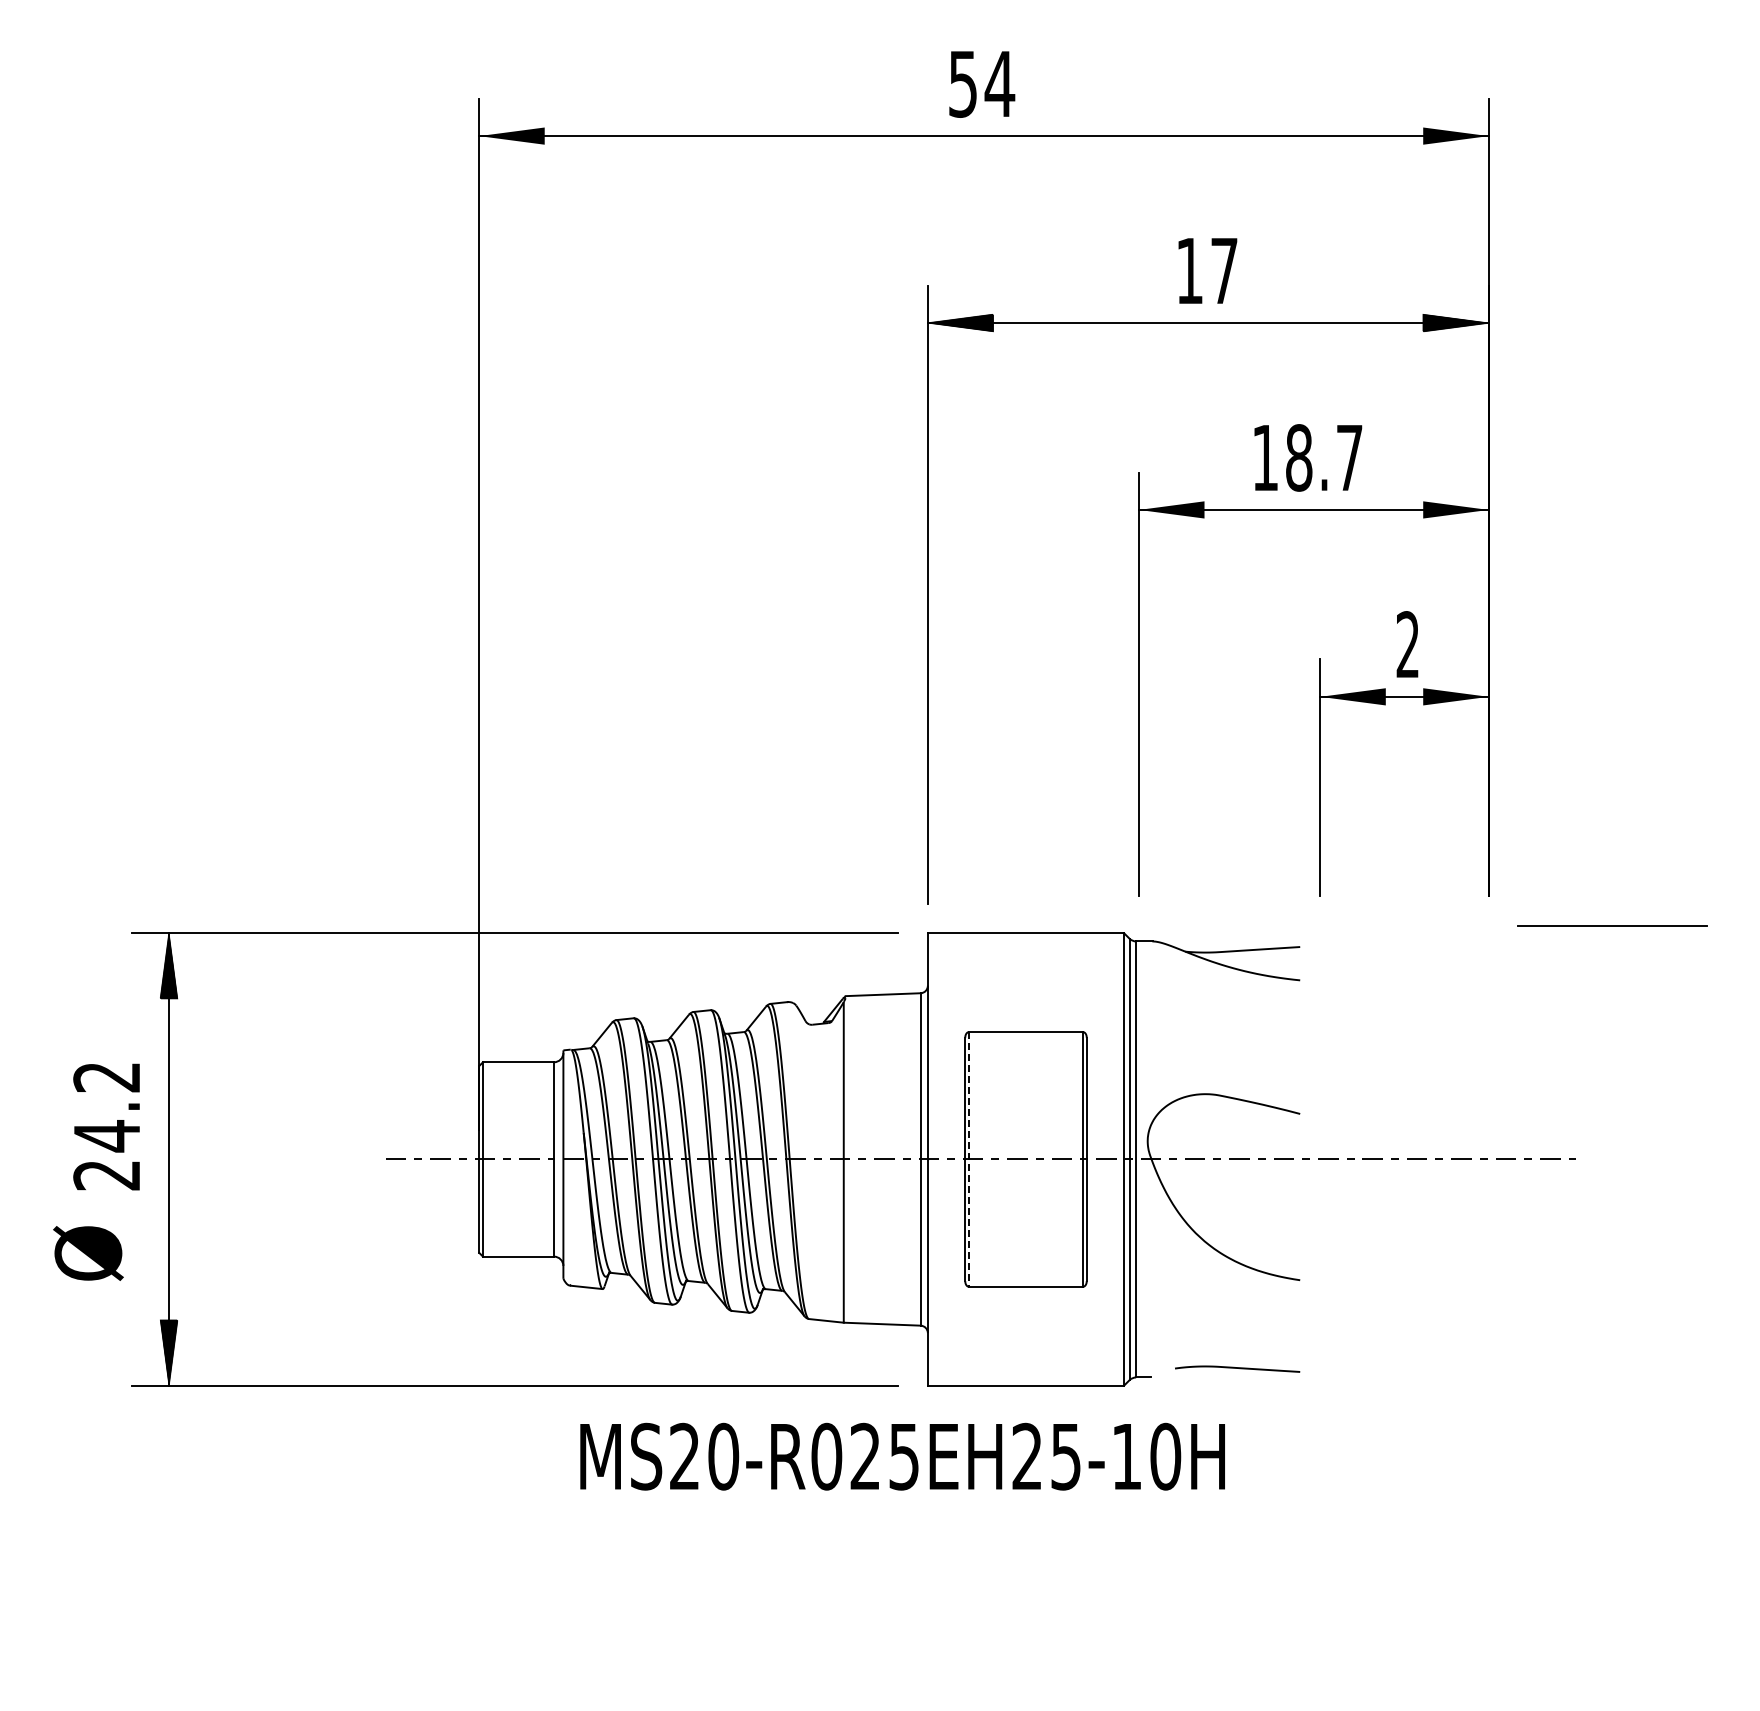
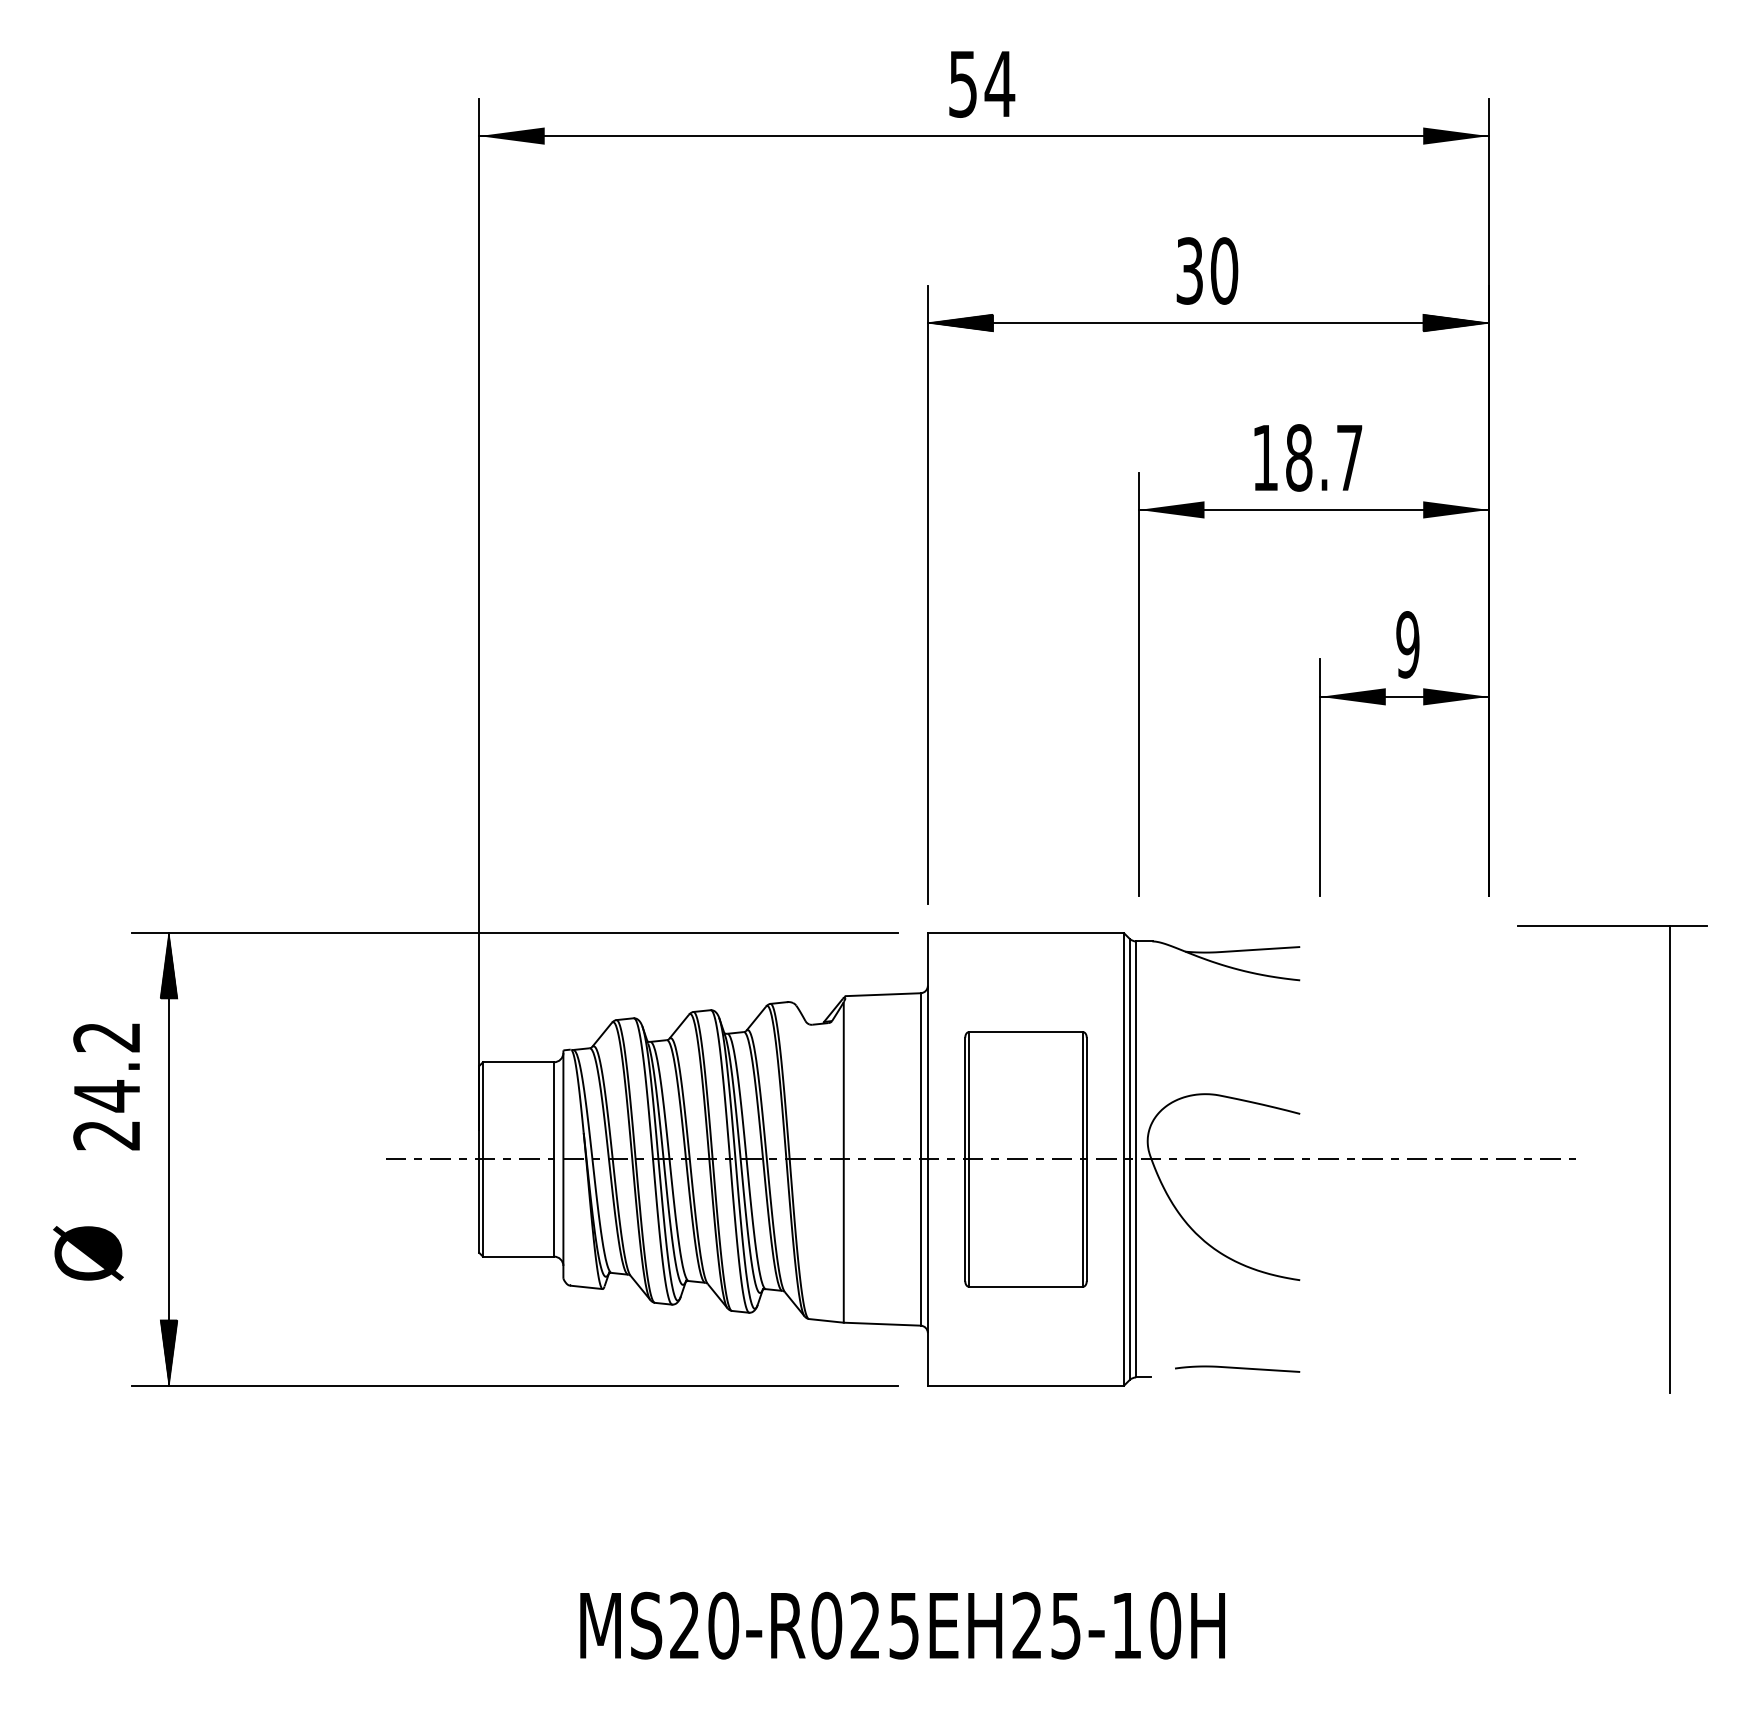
text: 17 -> 30 (1207, 270)
text: 2 -> 9 (1407, 644)
text position: (106, 1126) -> (106, 1086) (106, 1086)
line: dashed -> solid (969, 1159)
line: none -> present (1669, 1159)
text position: (902, 1456) -> (902, 1625) (902, 1625)
